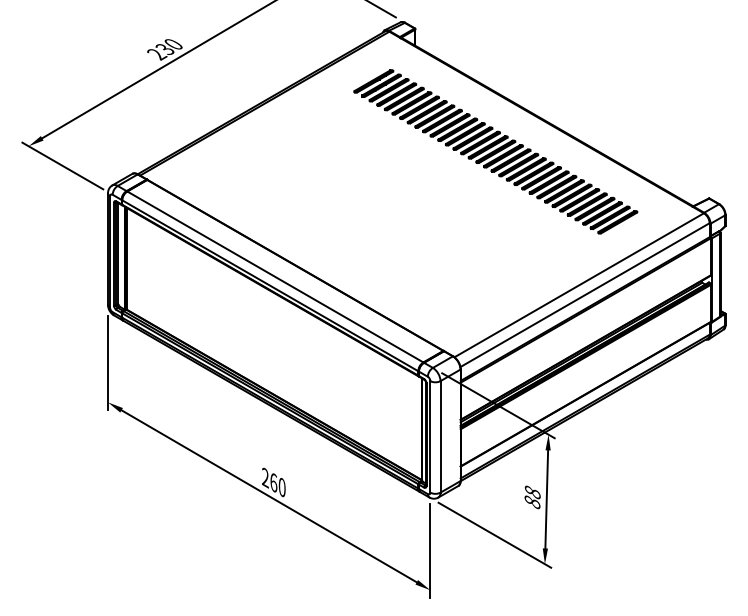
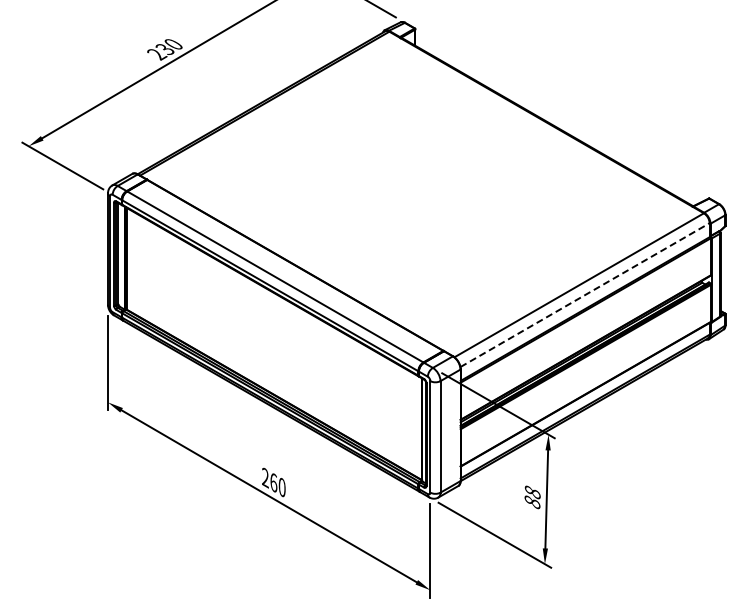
part: present -> none (495, 151)
line: solid -> dashed (585, 295)
